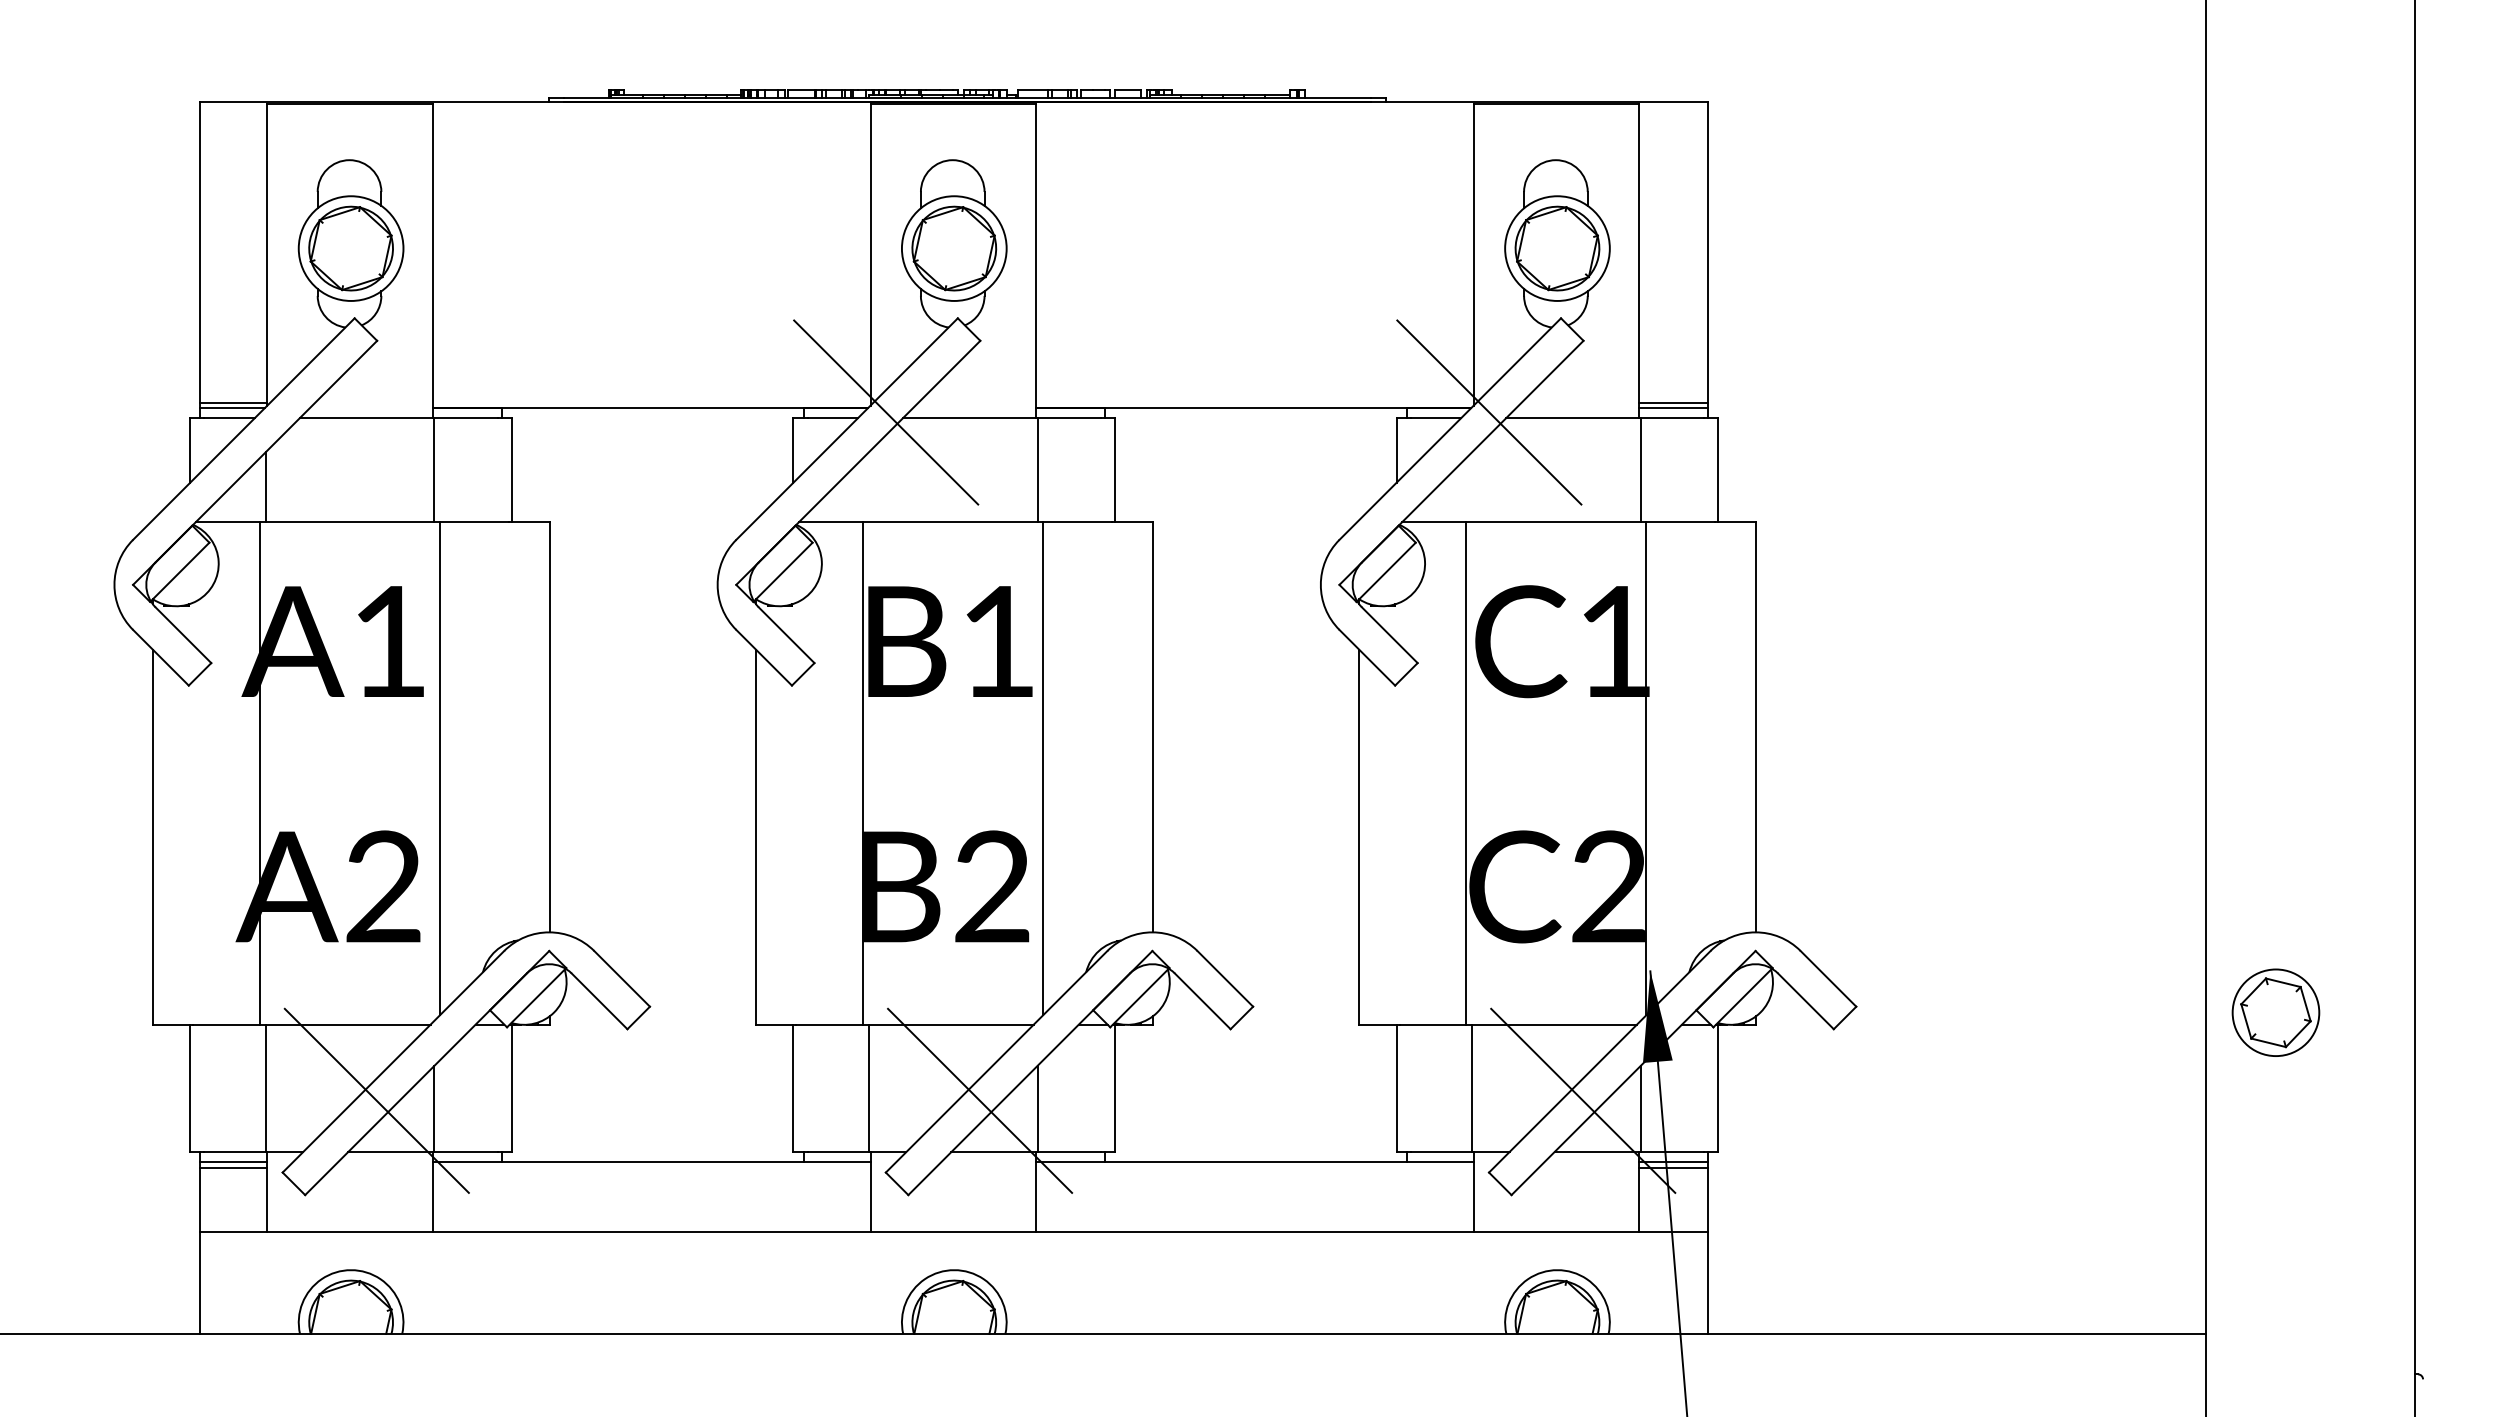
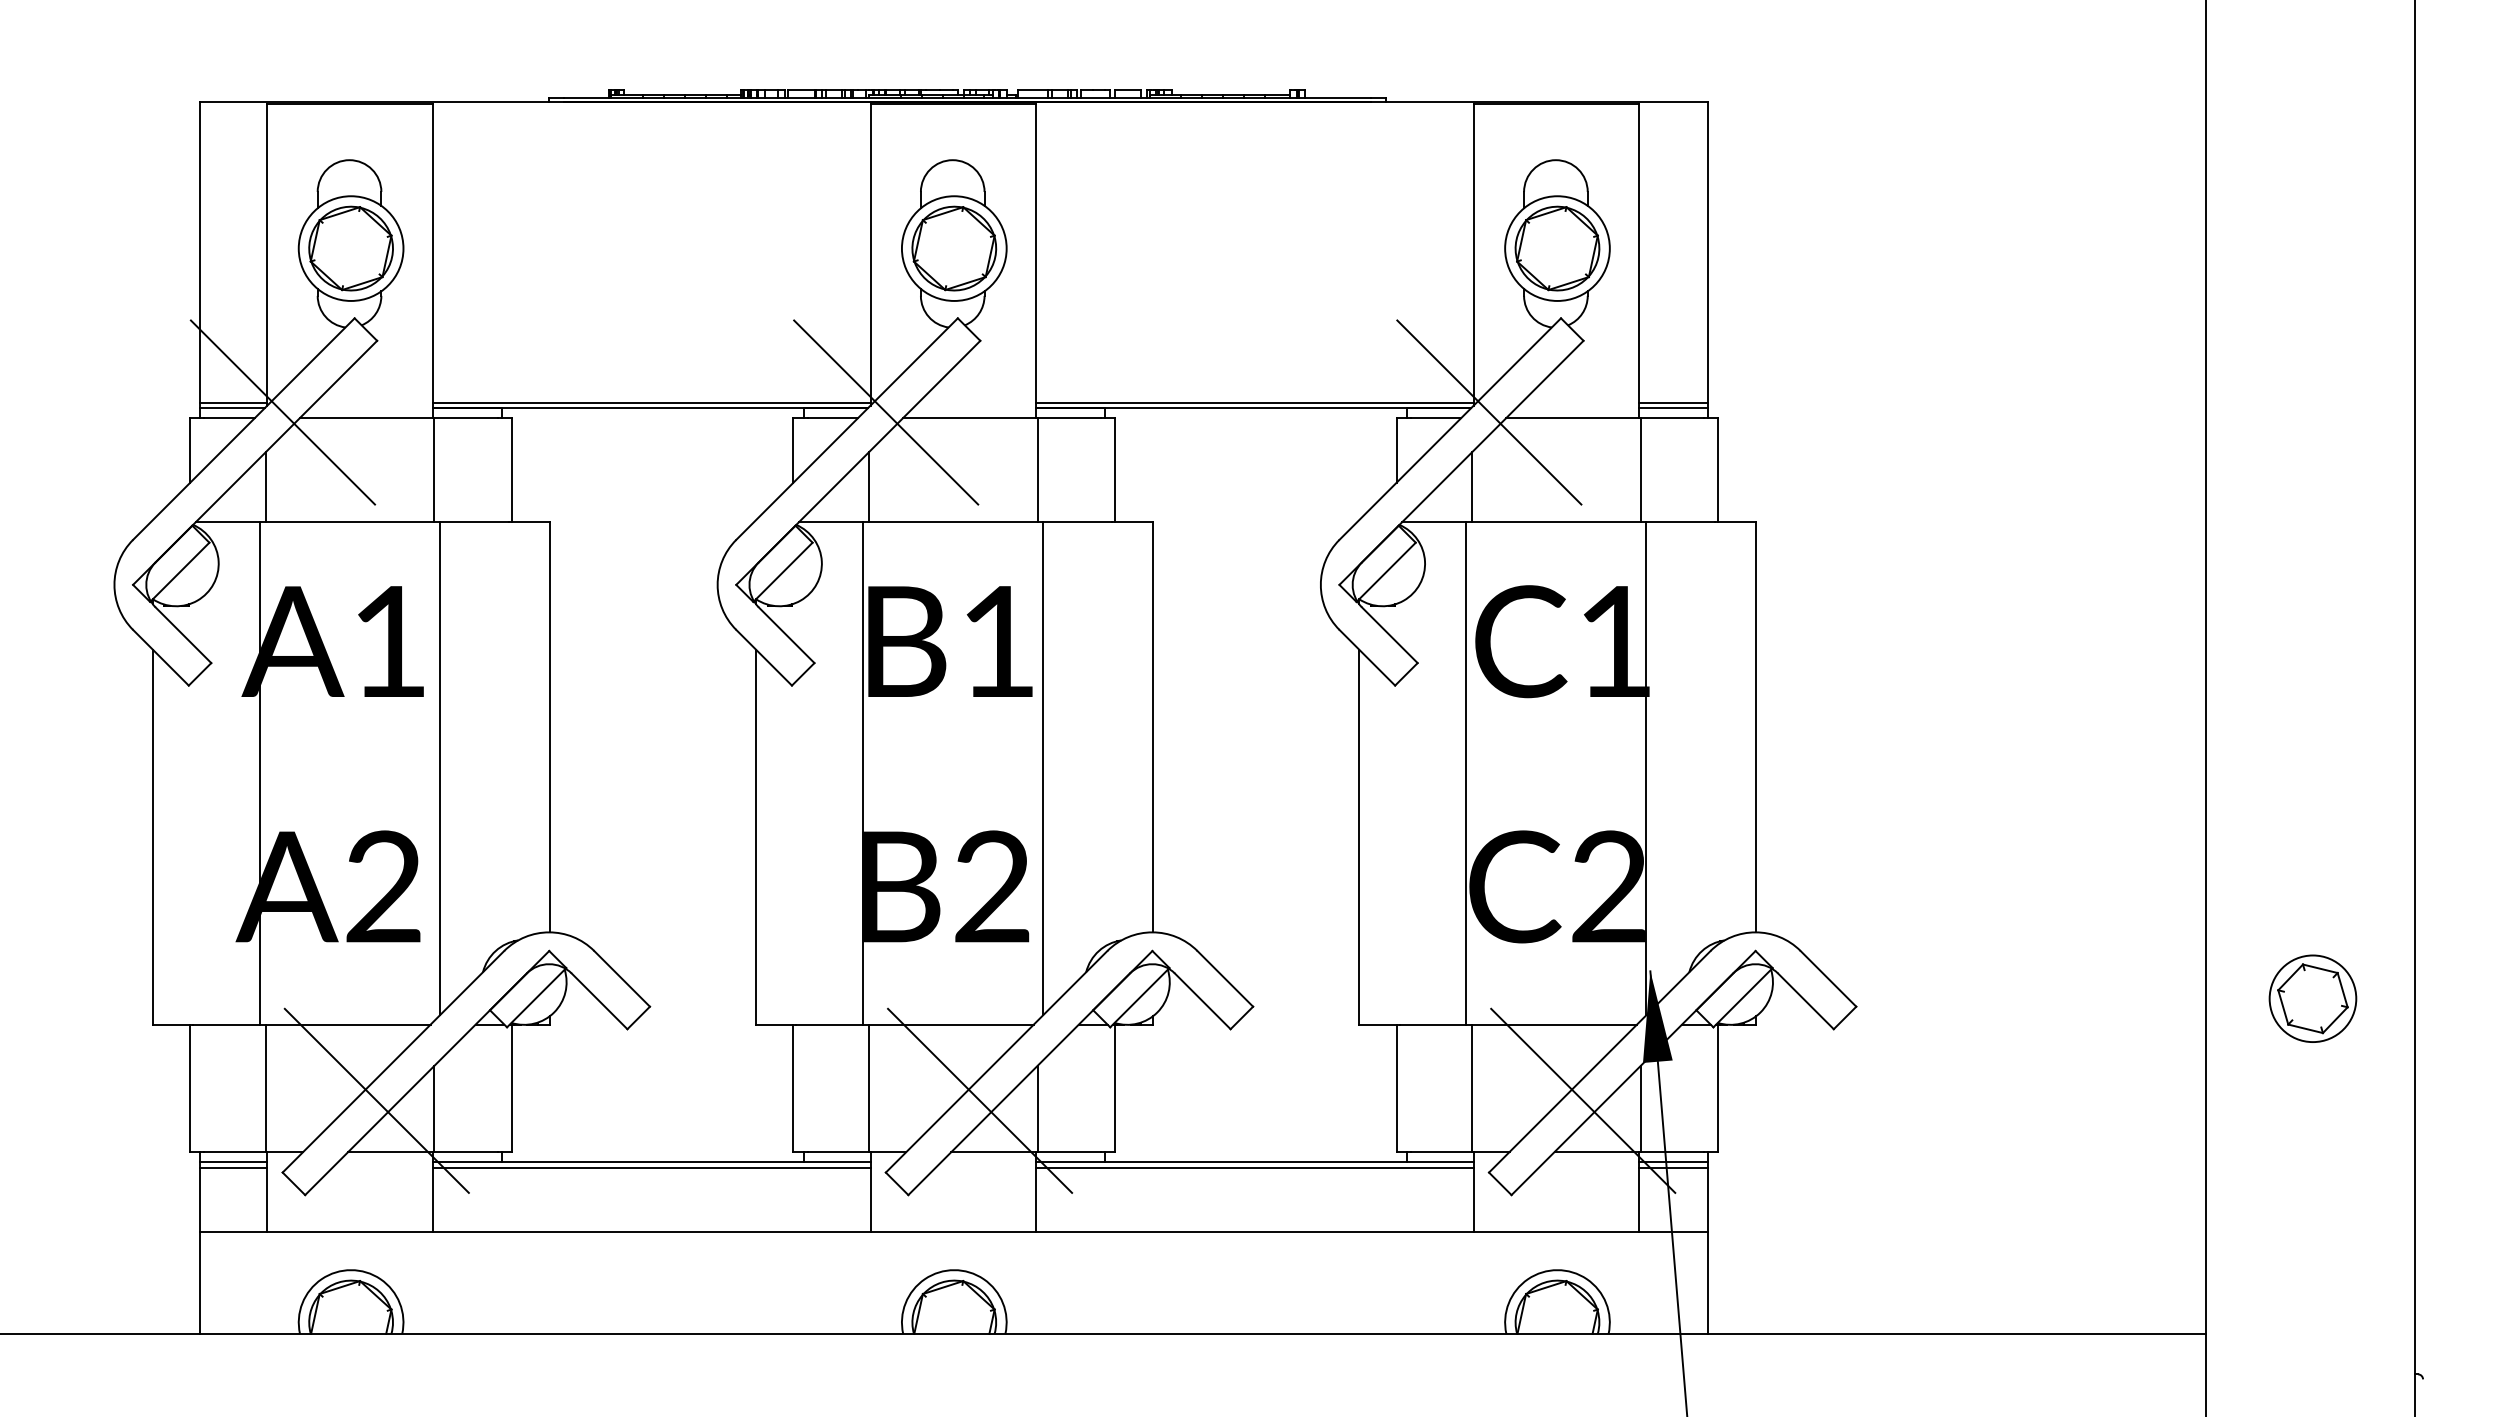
line: none -> present (651, 403)
line: none -> present (1254, 403)
line: none -> present (282, 412)
line: none -> present (869, 487)
line: none -> present (1472, 487)
part position: (2275, 1012) -> (2312, 998) (2312, 998)
line: none -> present (651, 1168)
line: none -> present (1254, 1168)
